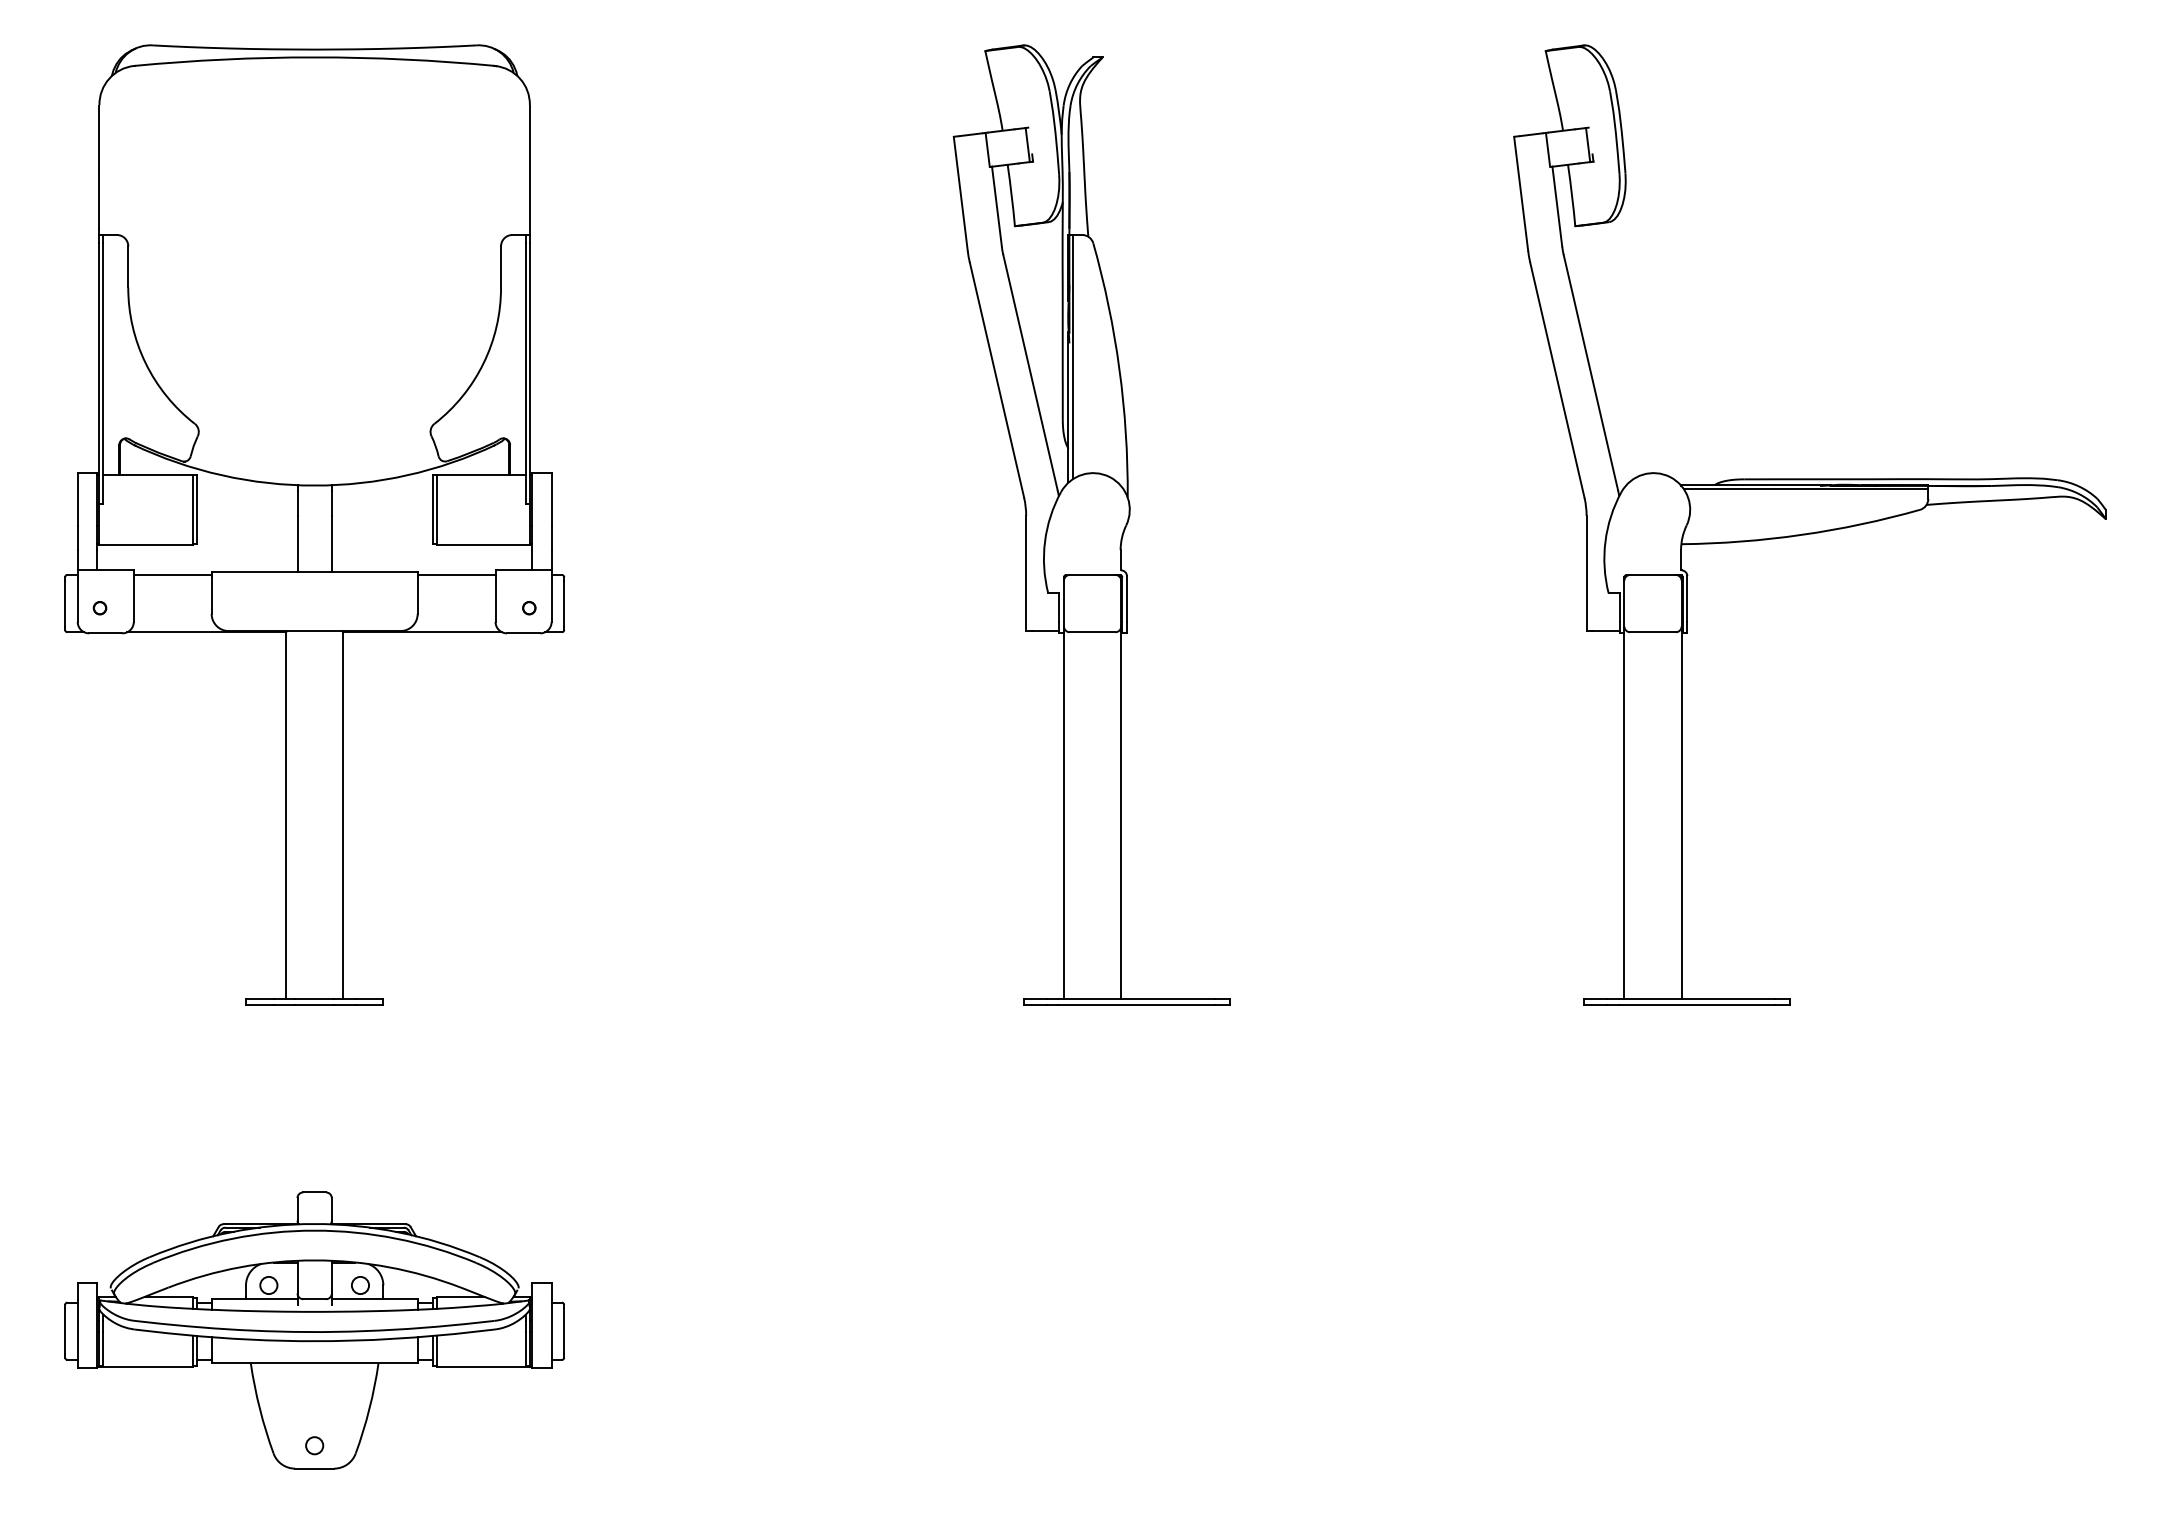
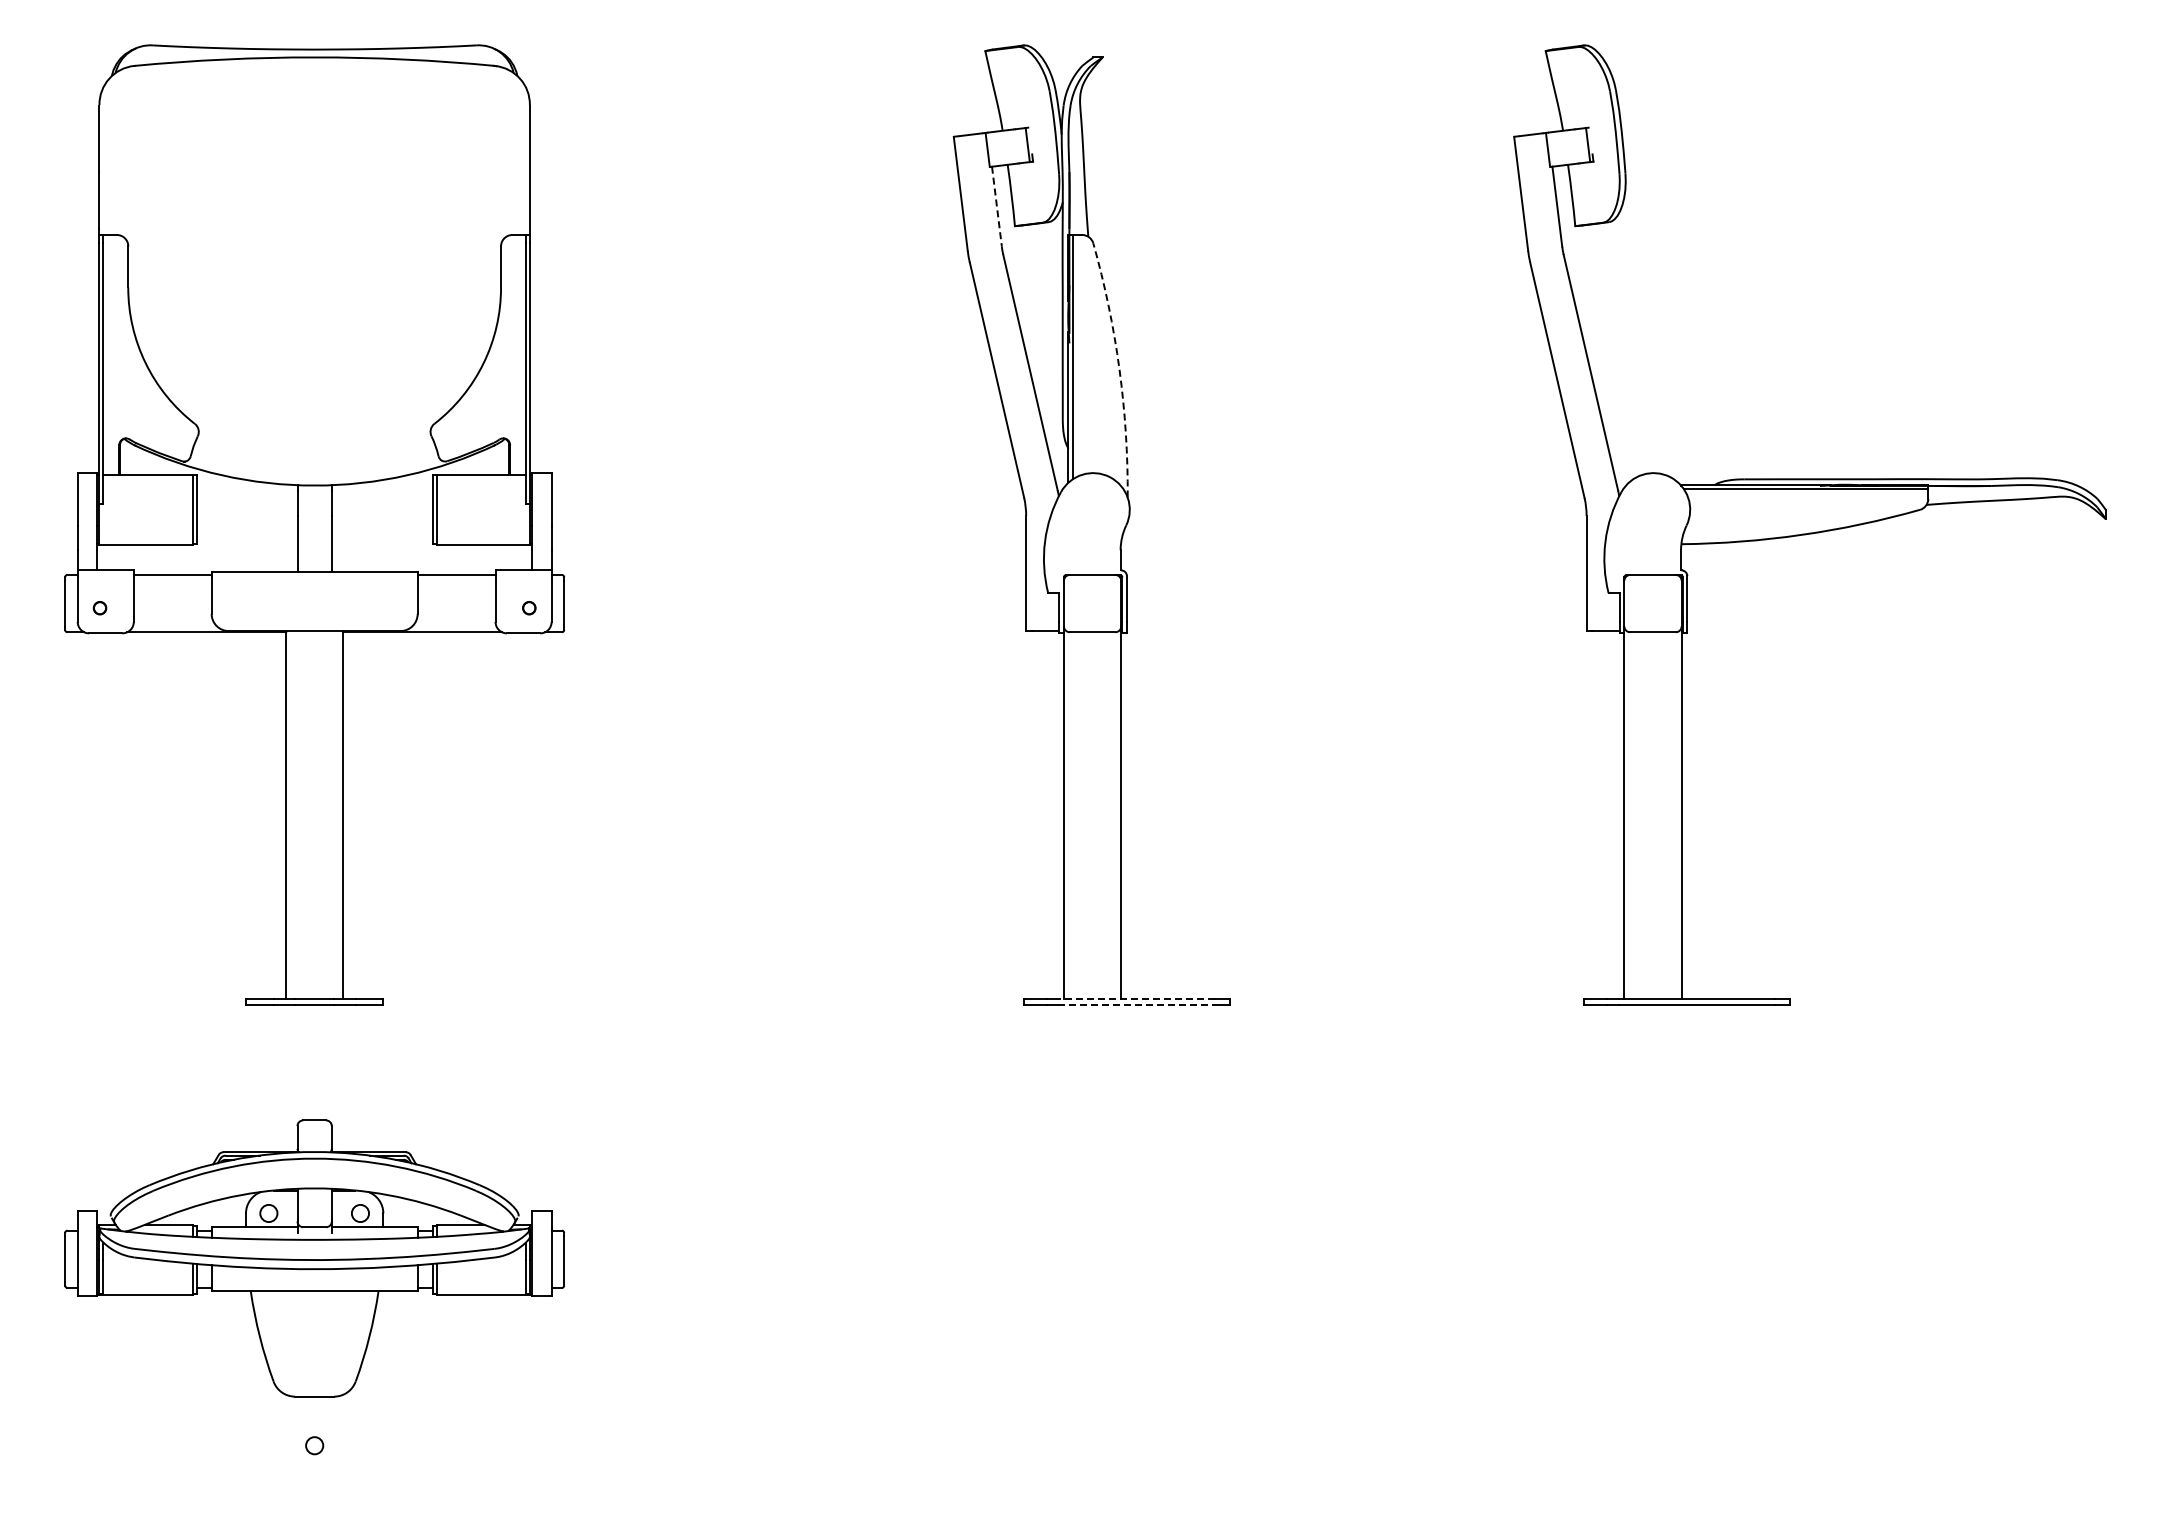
line: solid -> dashed (997, 207)
arc: solid -> dashed (1119, 369)
line: solid -> dashed (1136, 998)
line: solid -> dashed (1137, 1005)
part position: (314, 1330) -> (314, 1258) (314, 1258)
